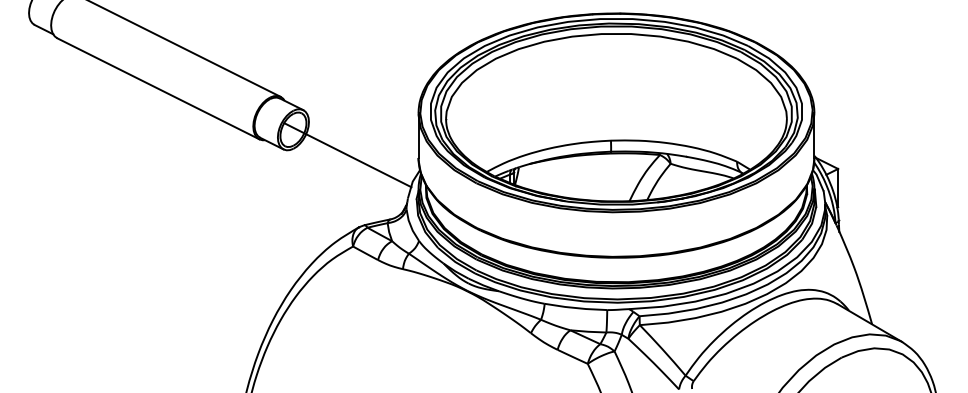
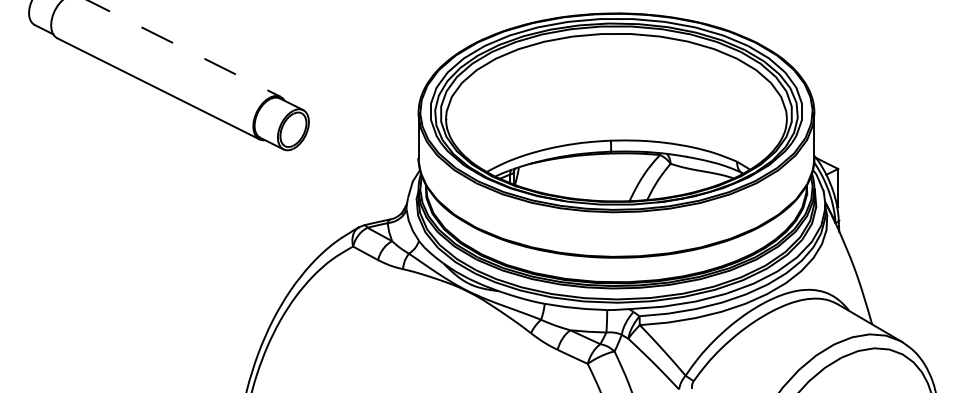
line: solid -> dashed (184, 48)
line: present -> none (347, 155)
